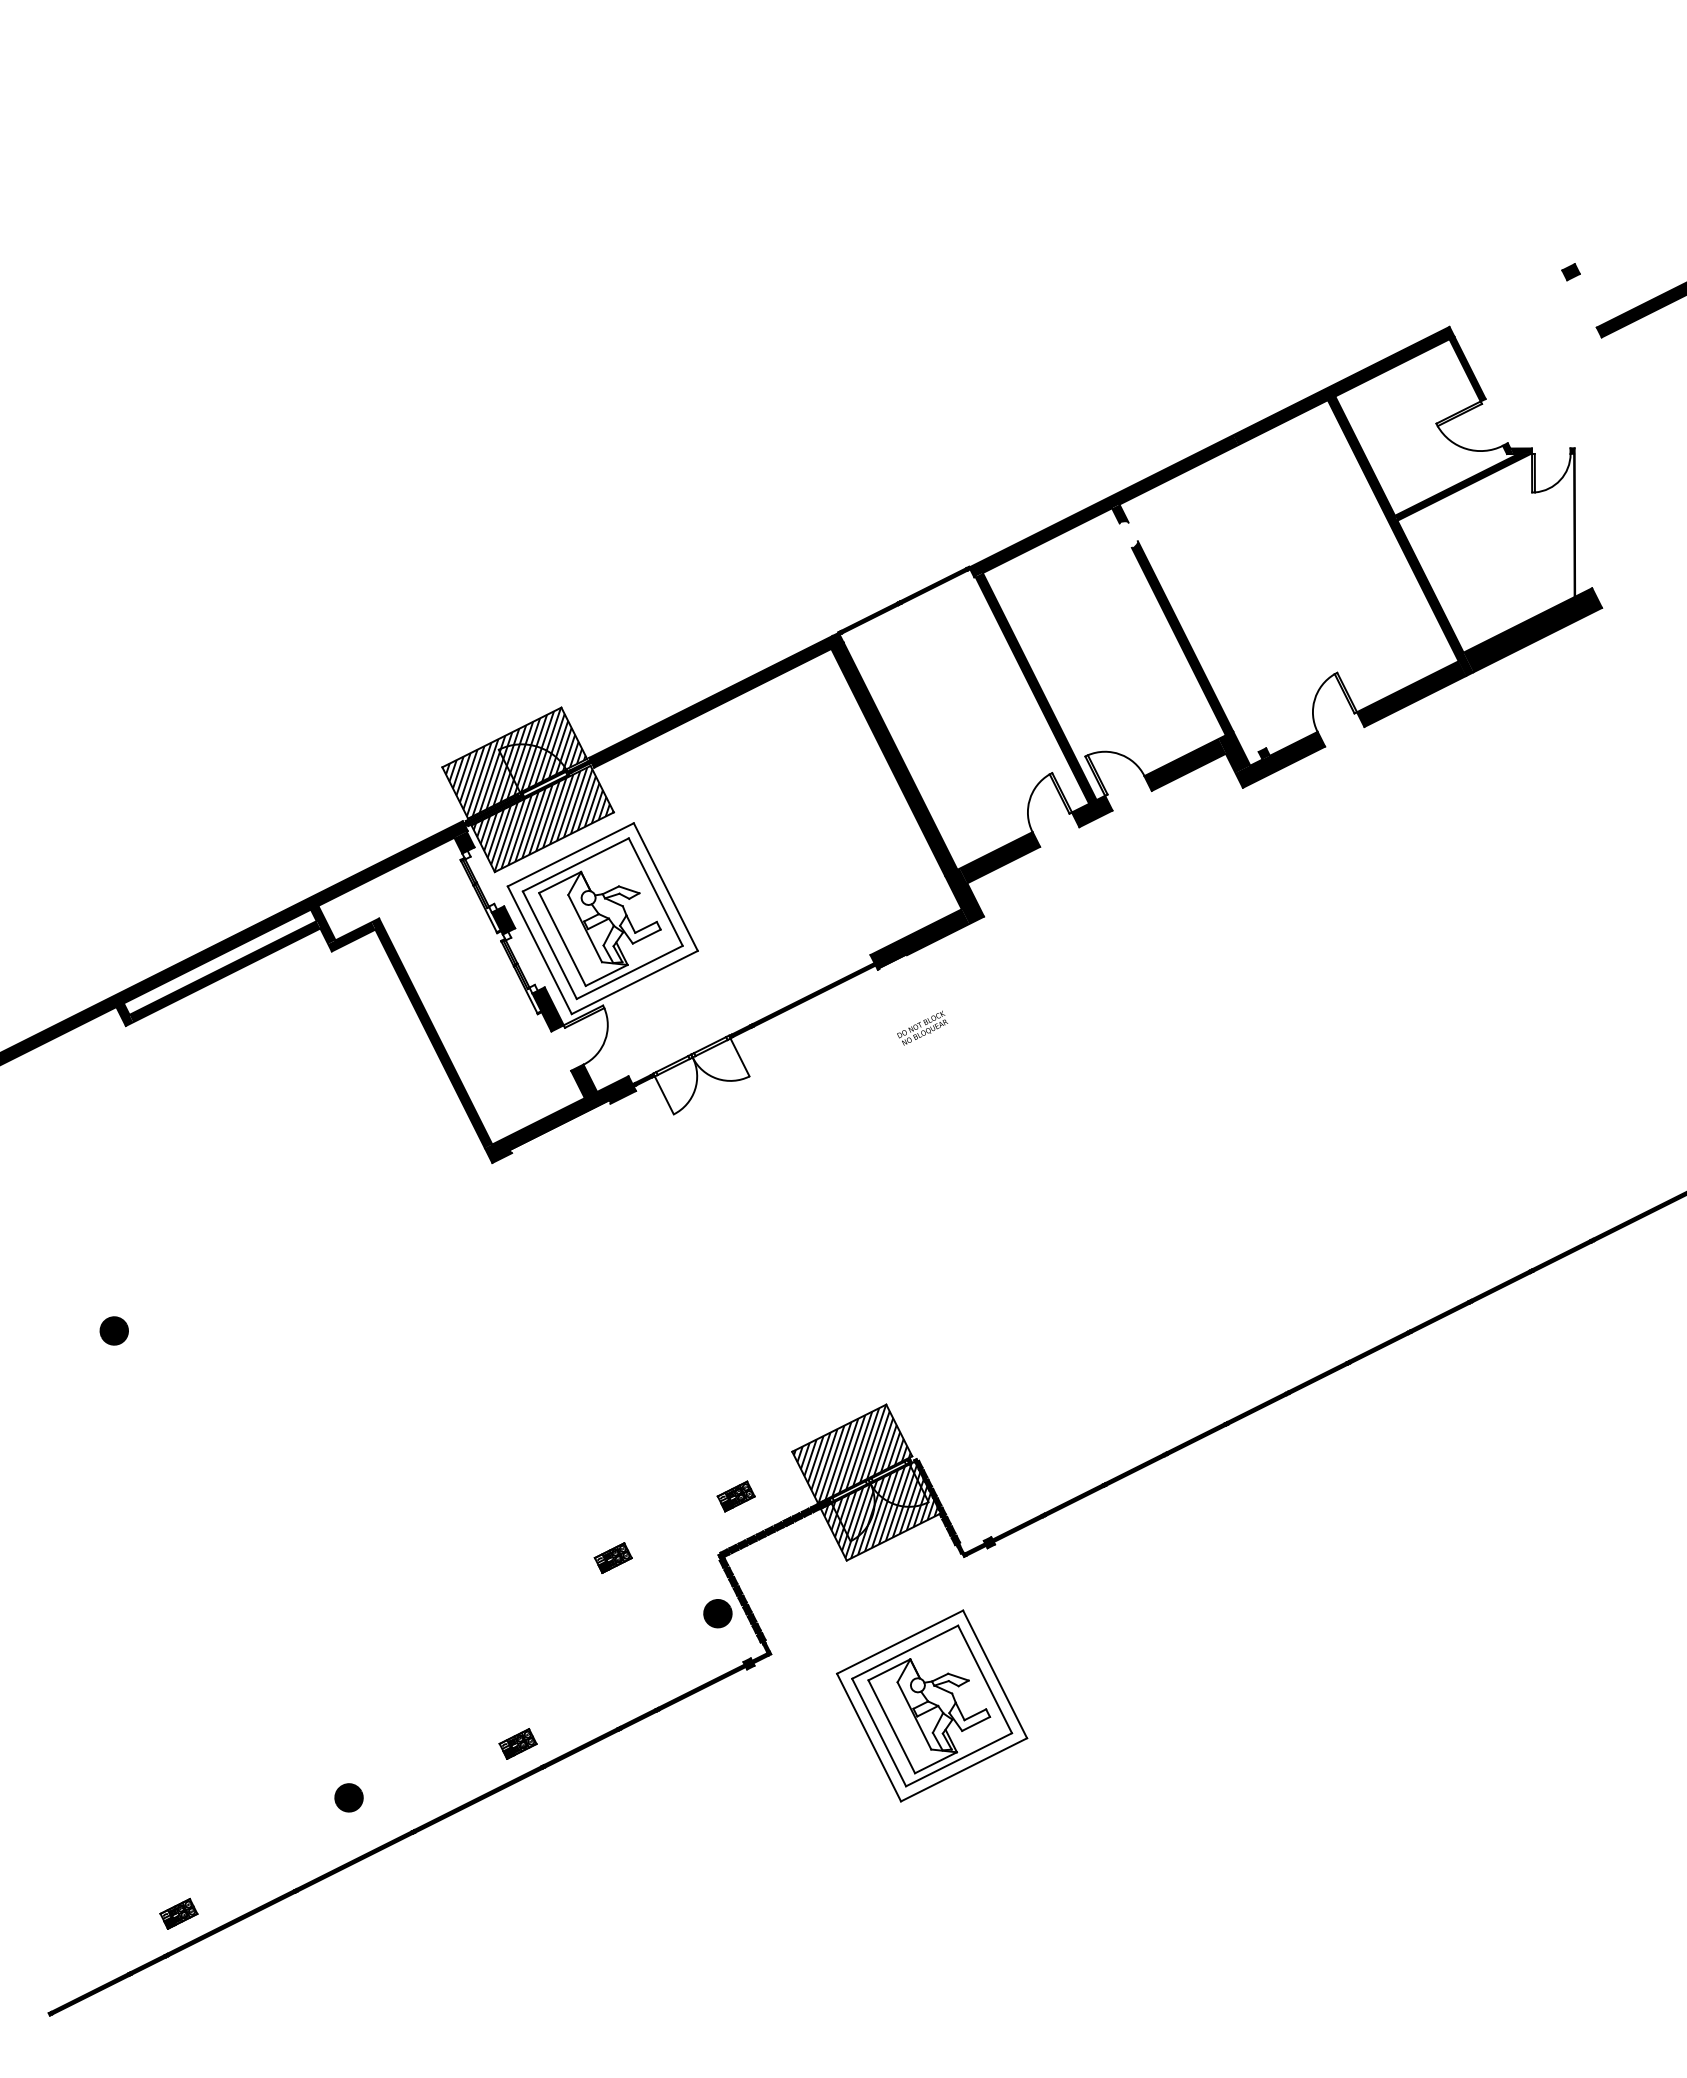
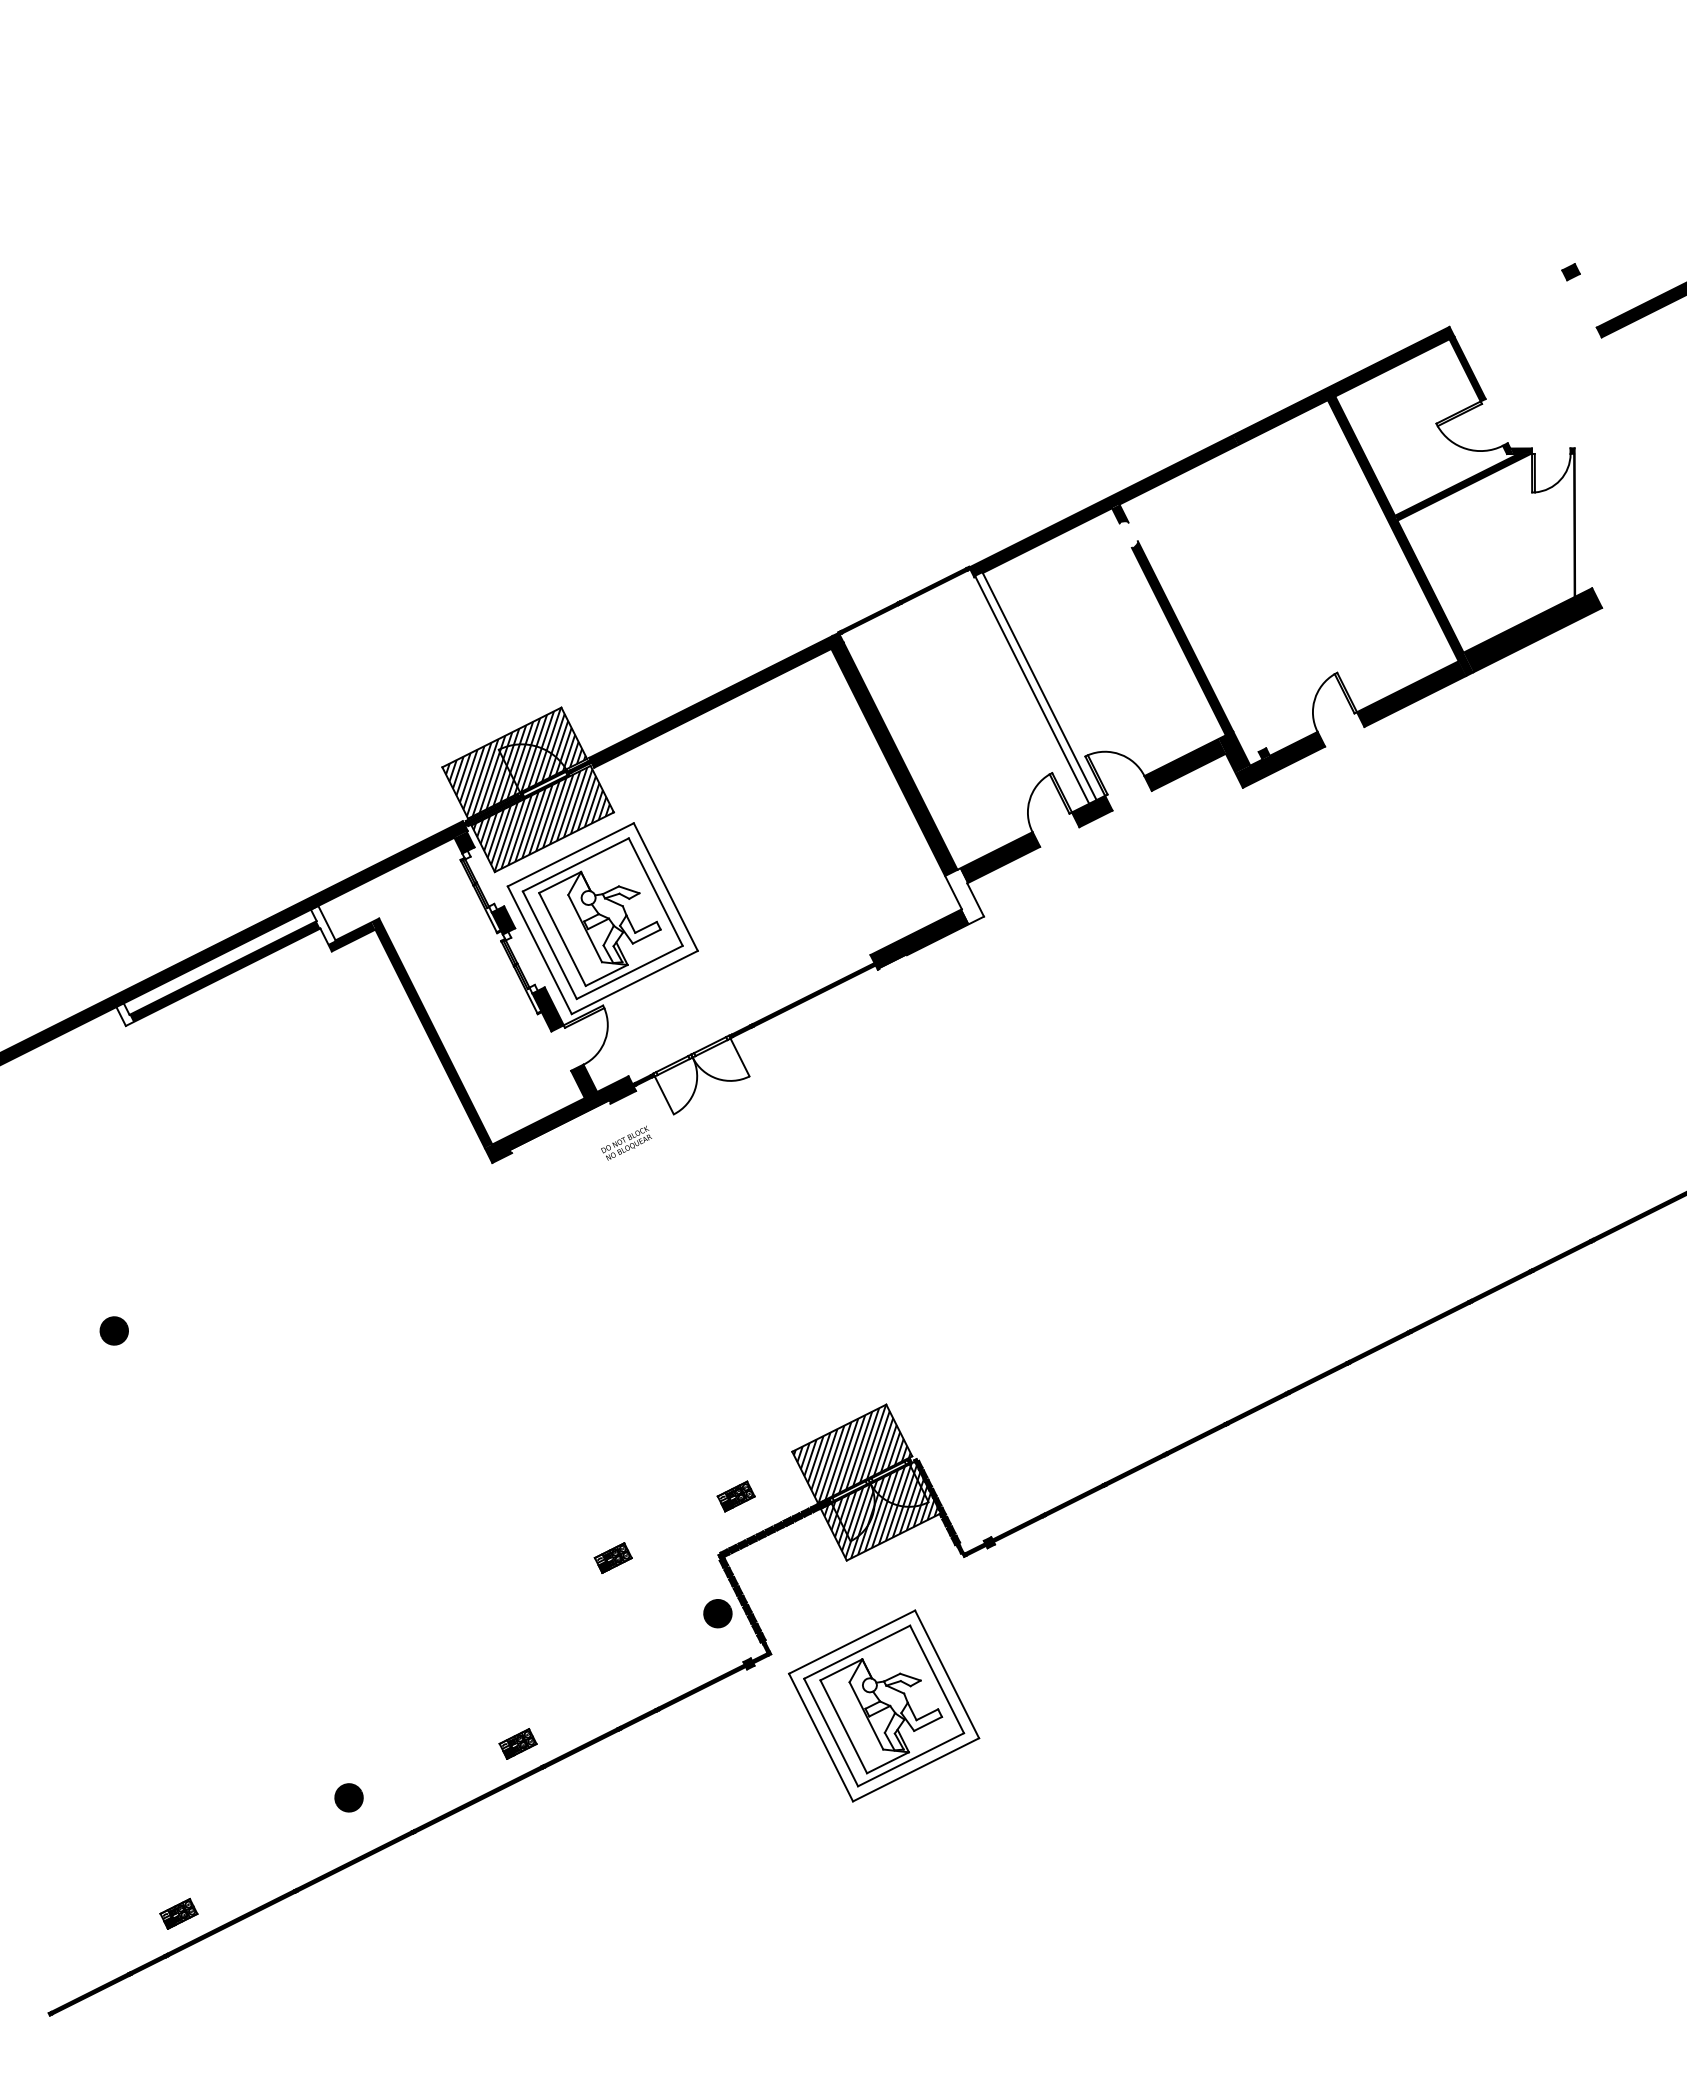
fill: present -> none (1035, 688)
fill: present -> none (964, 896)
fill: present -> none (322, 924)
fill: present -> none (124, 1014)
text position: (922, 1027) -> (626, 1142) (626, 1142)
part position: (932, 1705) -> (884, 1705) (884, 1705)
